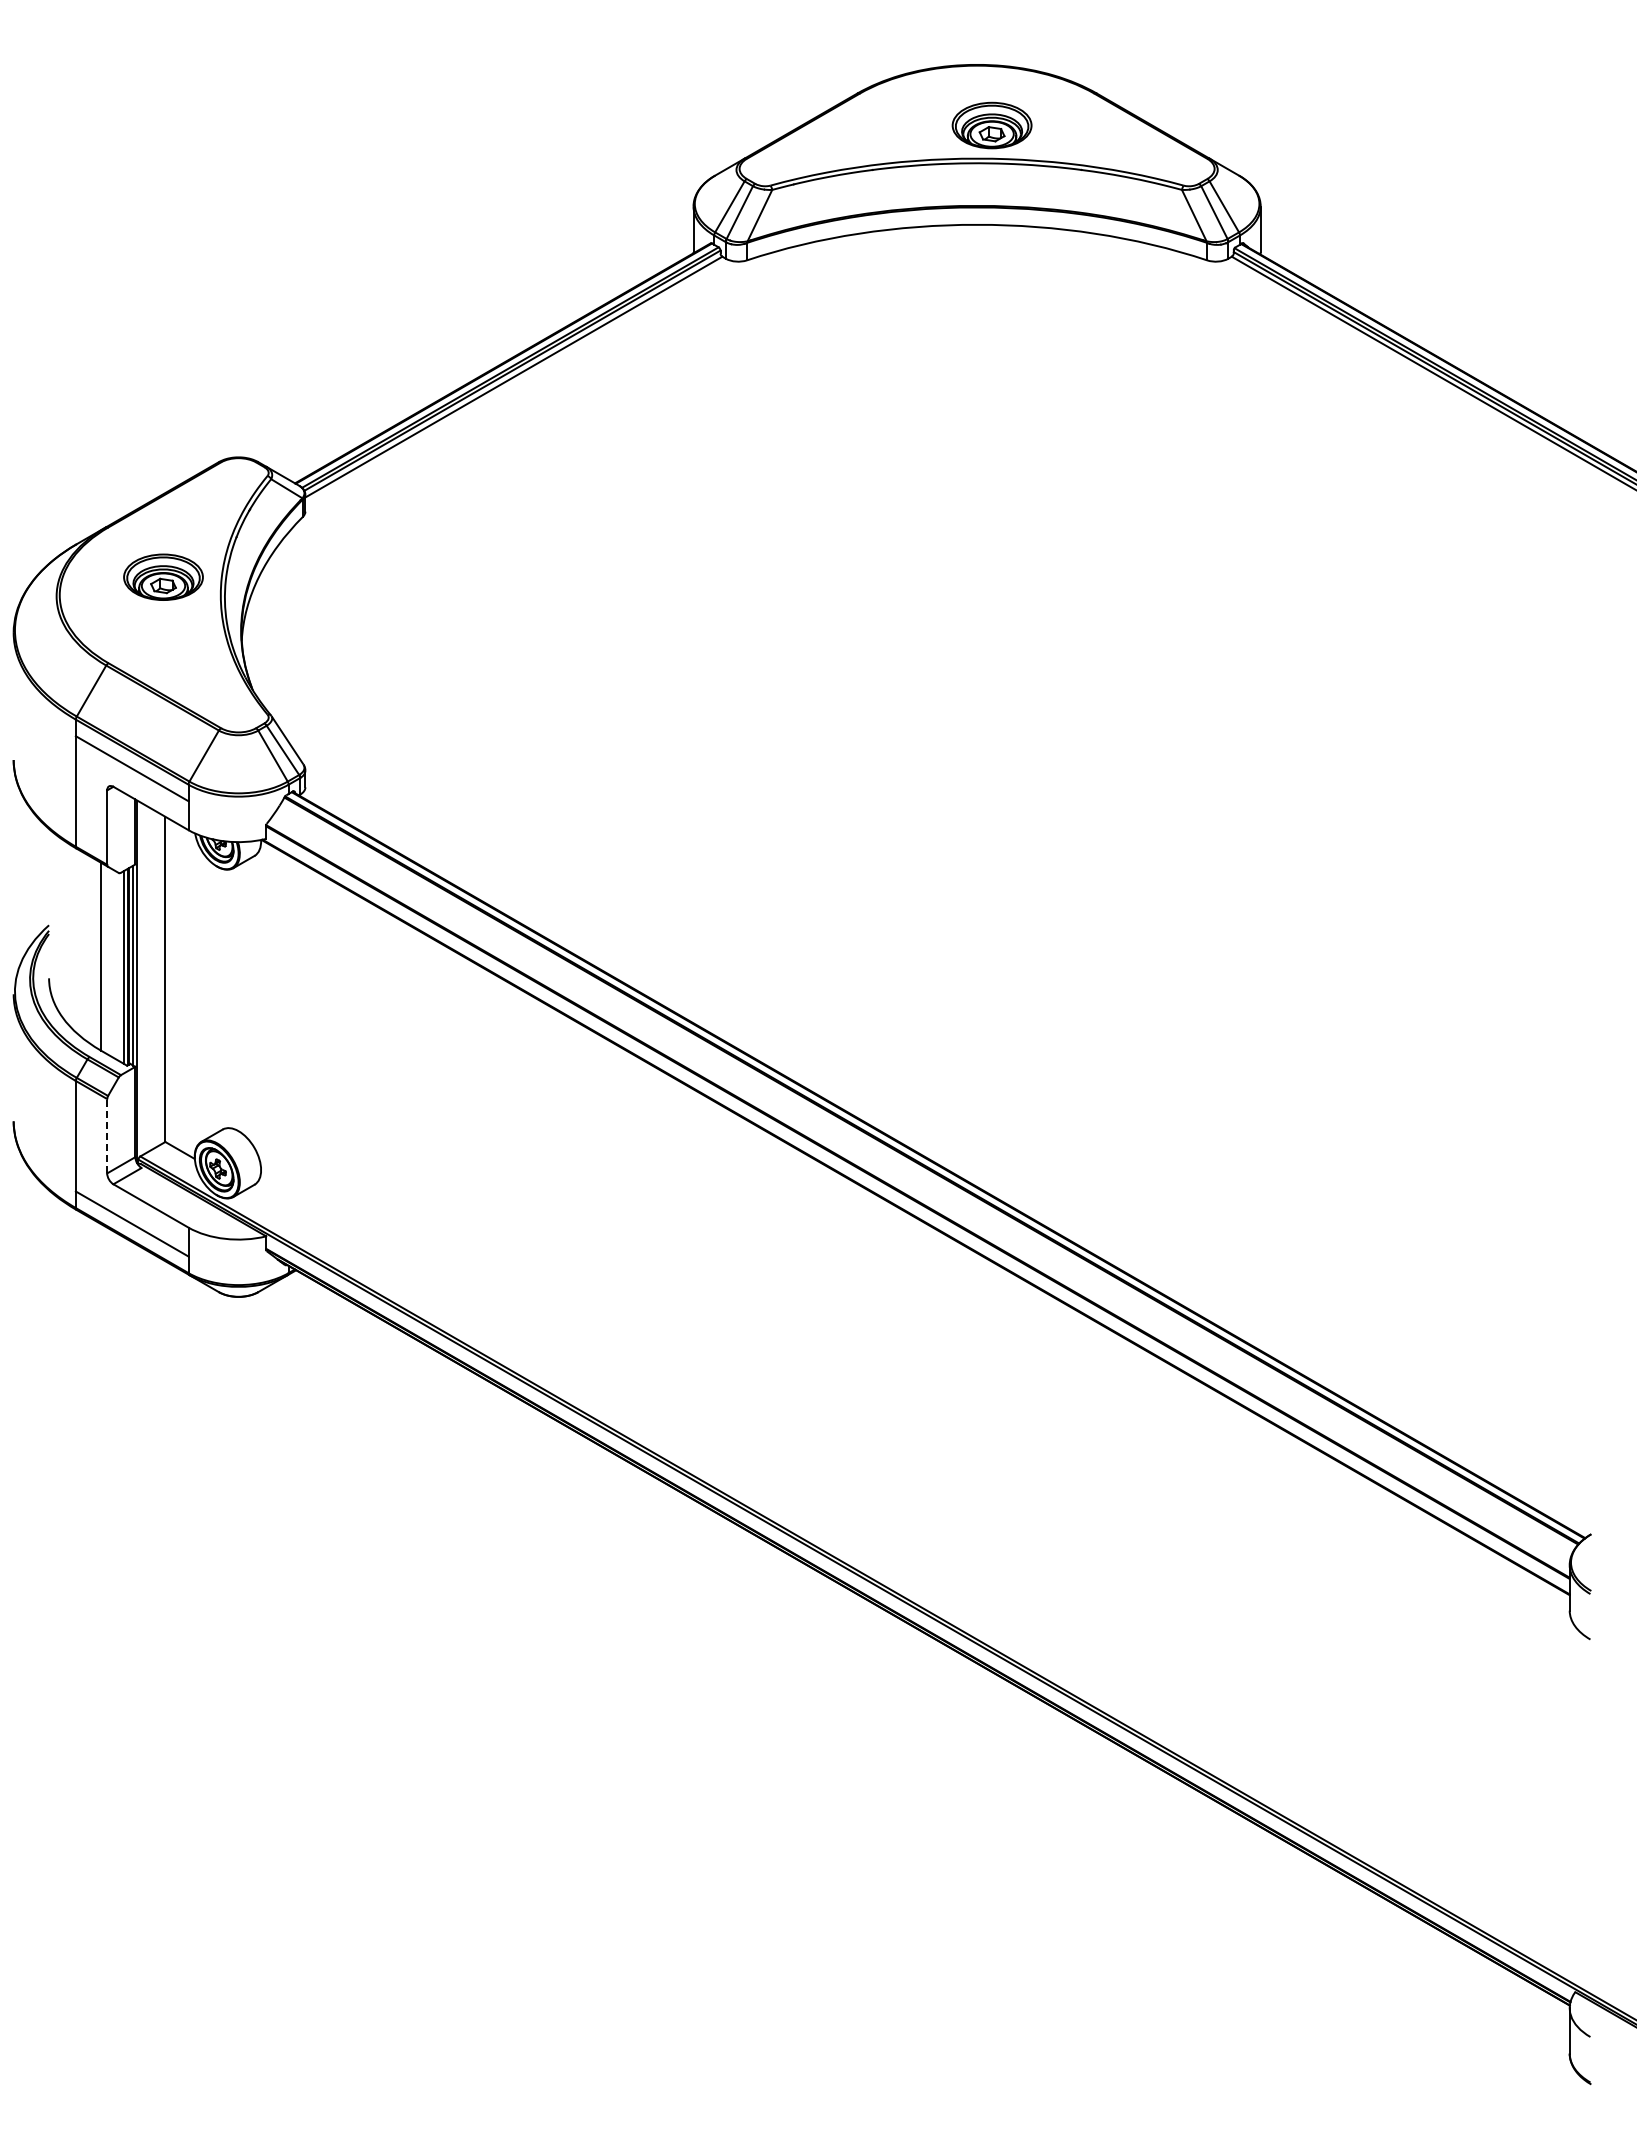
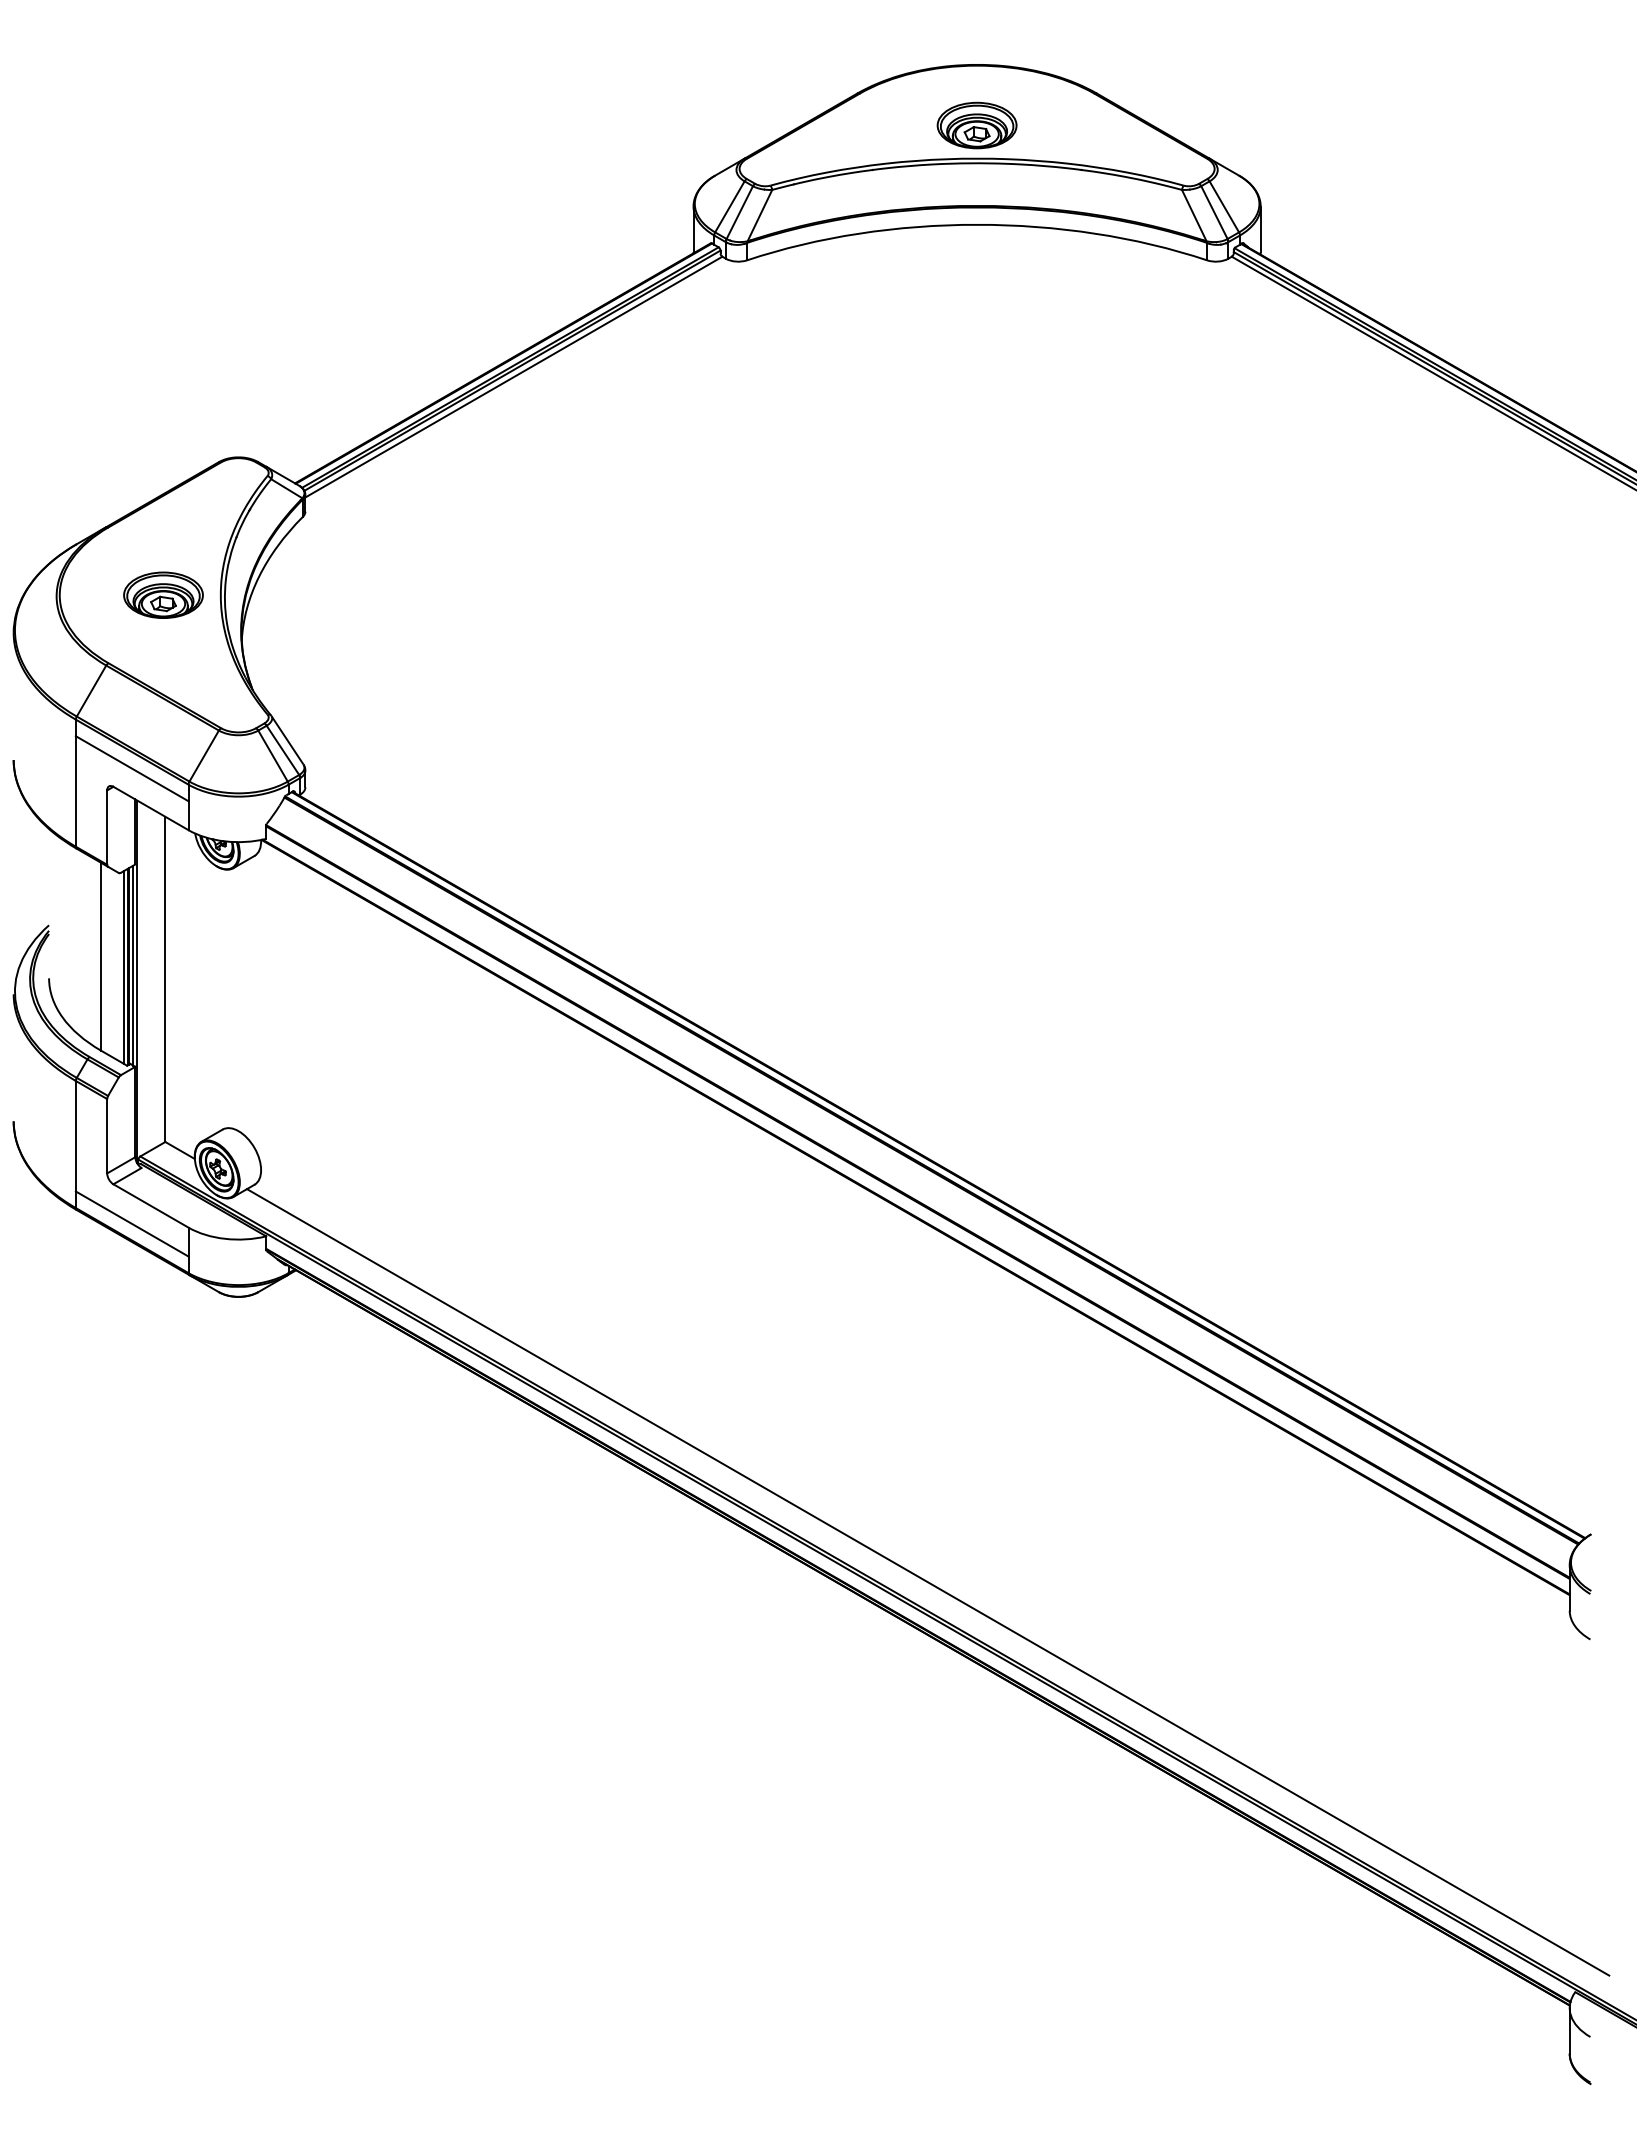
part position: (991, 125) -> (976, 125) (976, 125)
part position: (163, 576) -> (163, 594) (163, 594)
line: dashed -> solid (107, 1135)
line: none -> present (928, 1582)
